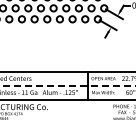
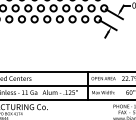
line: dashed -> solid (68, 85)
